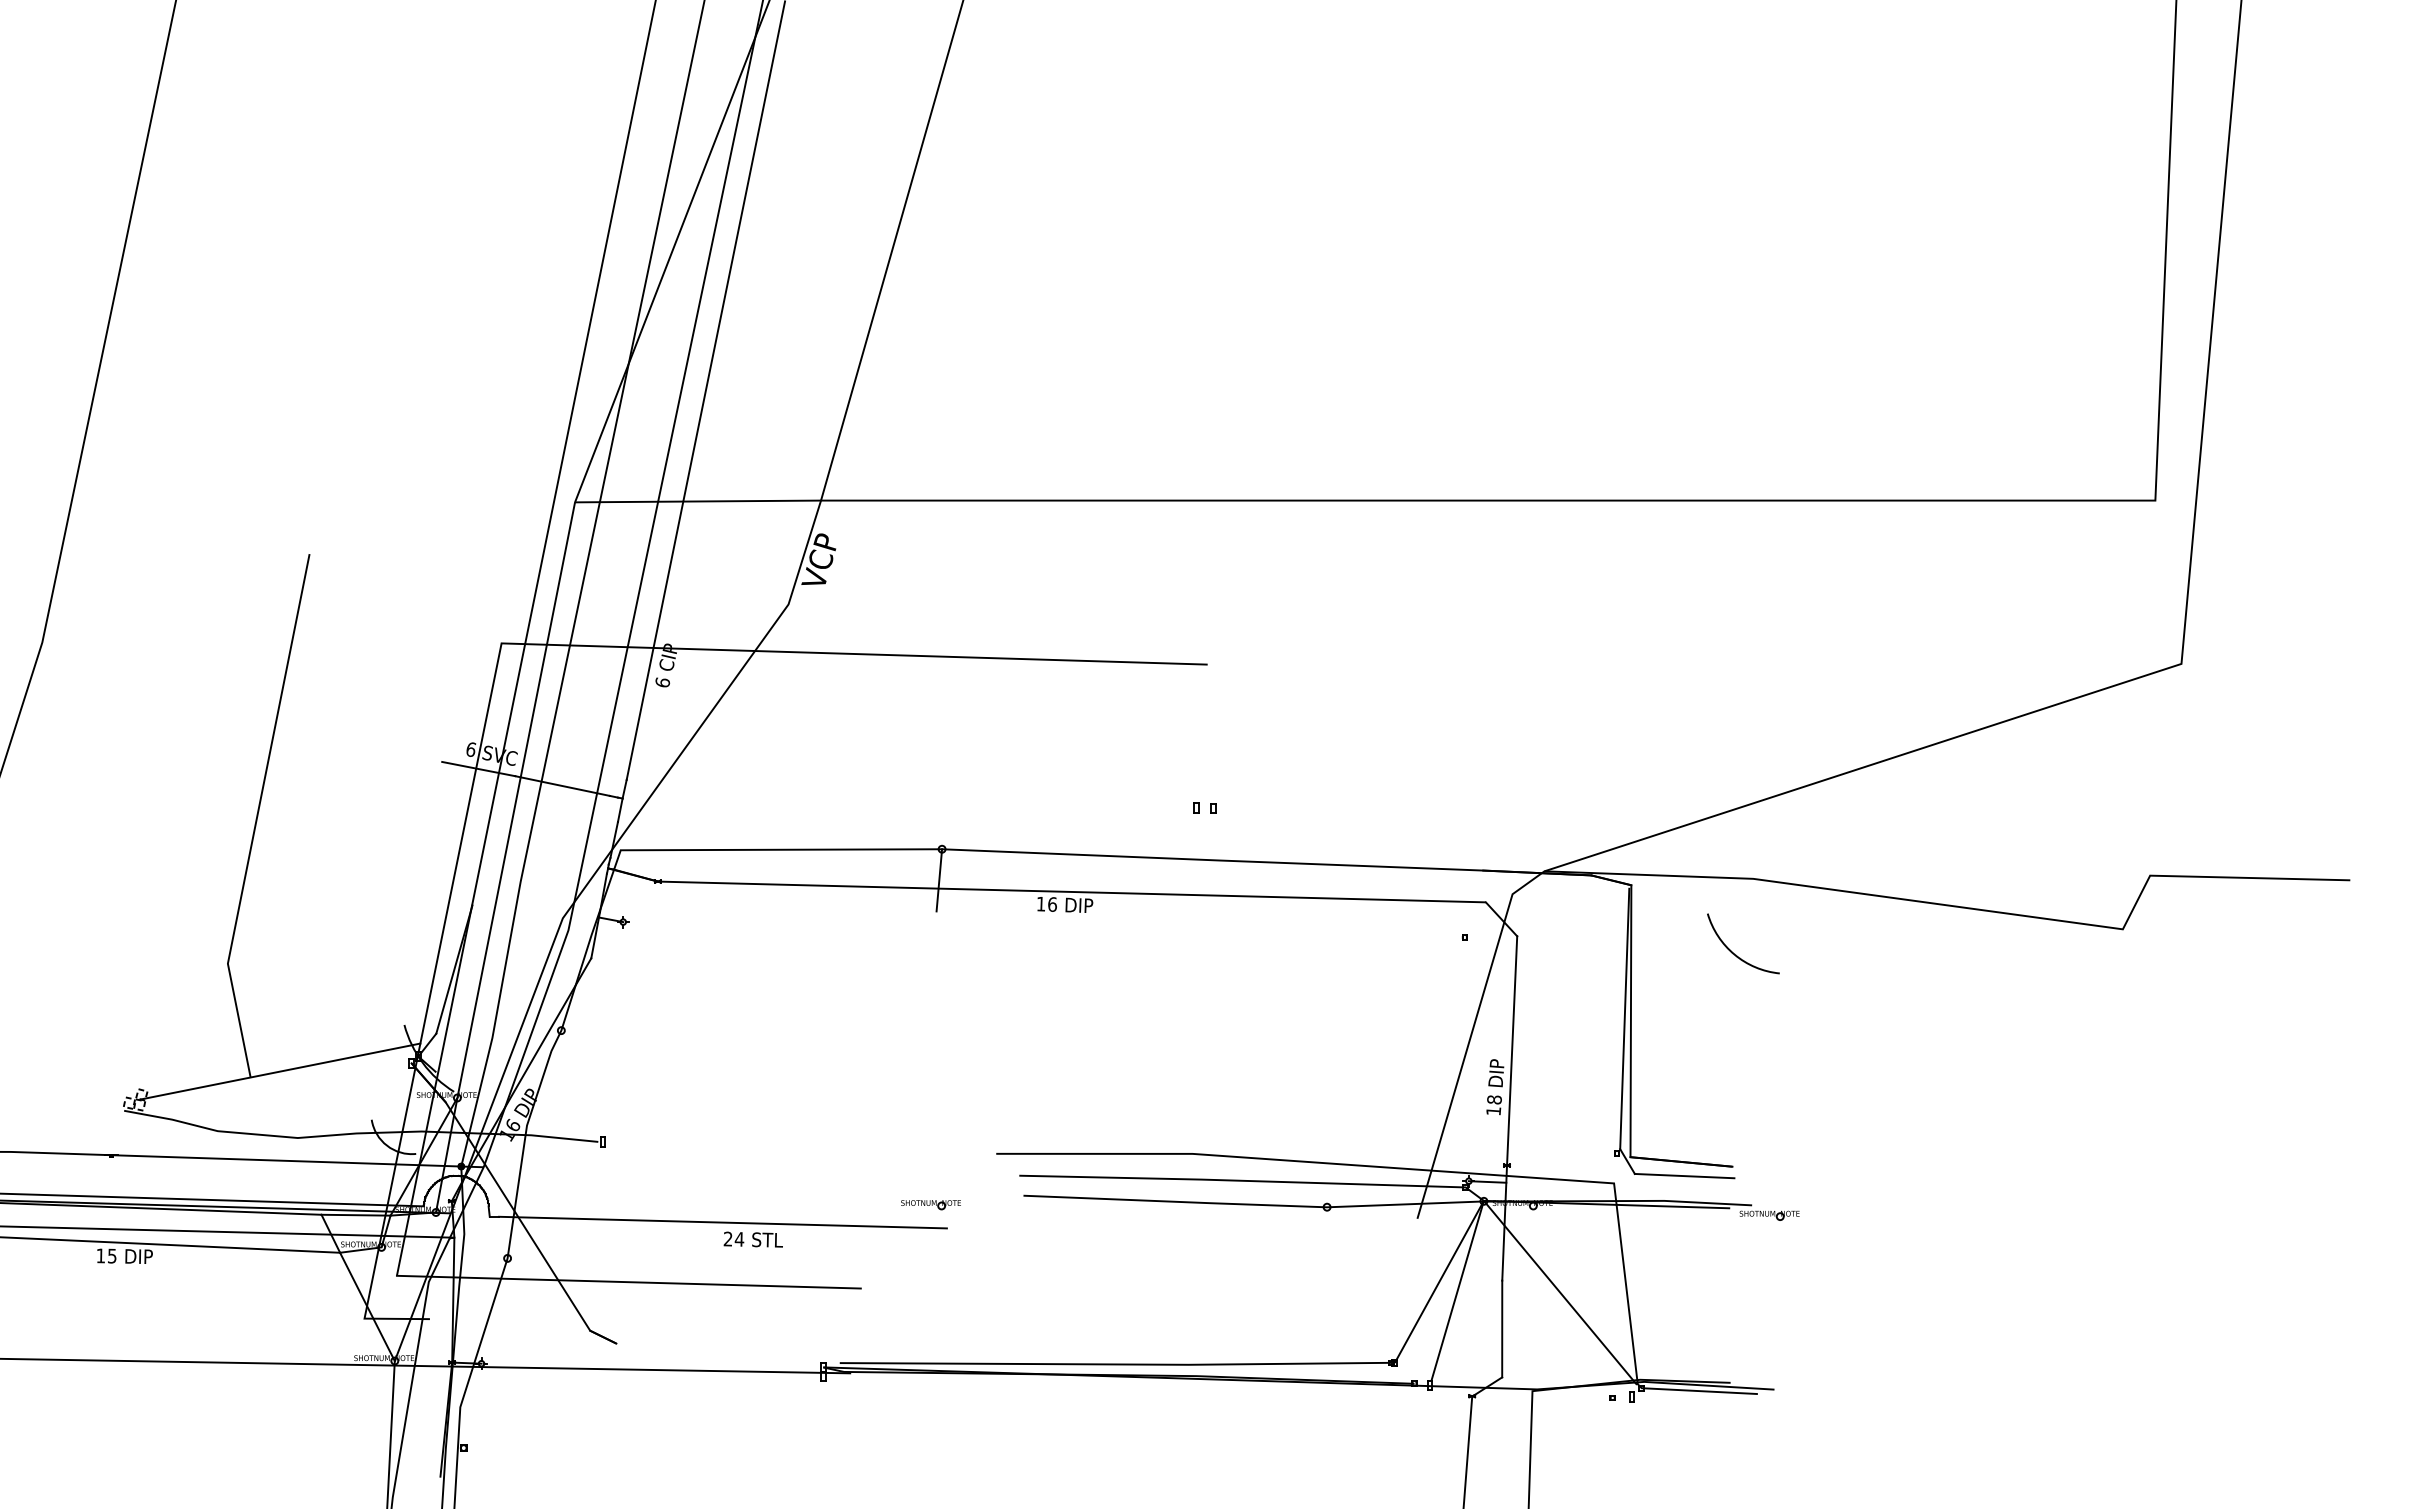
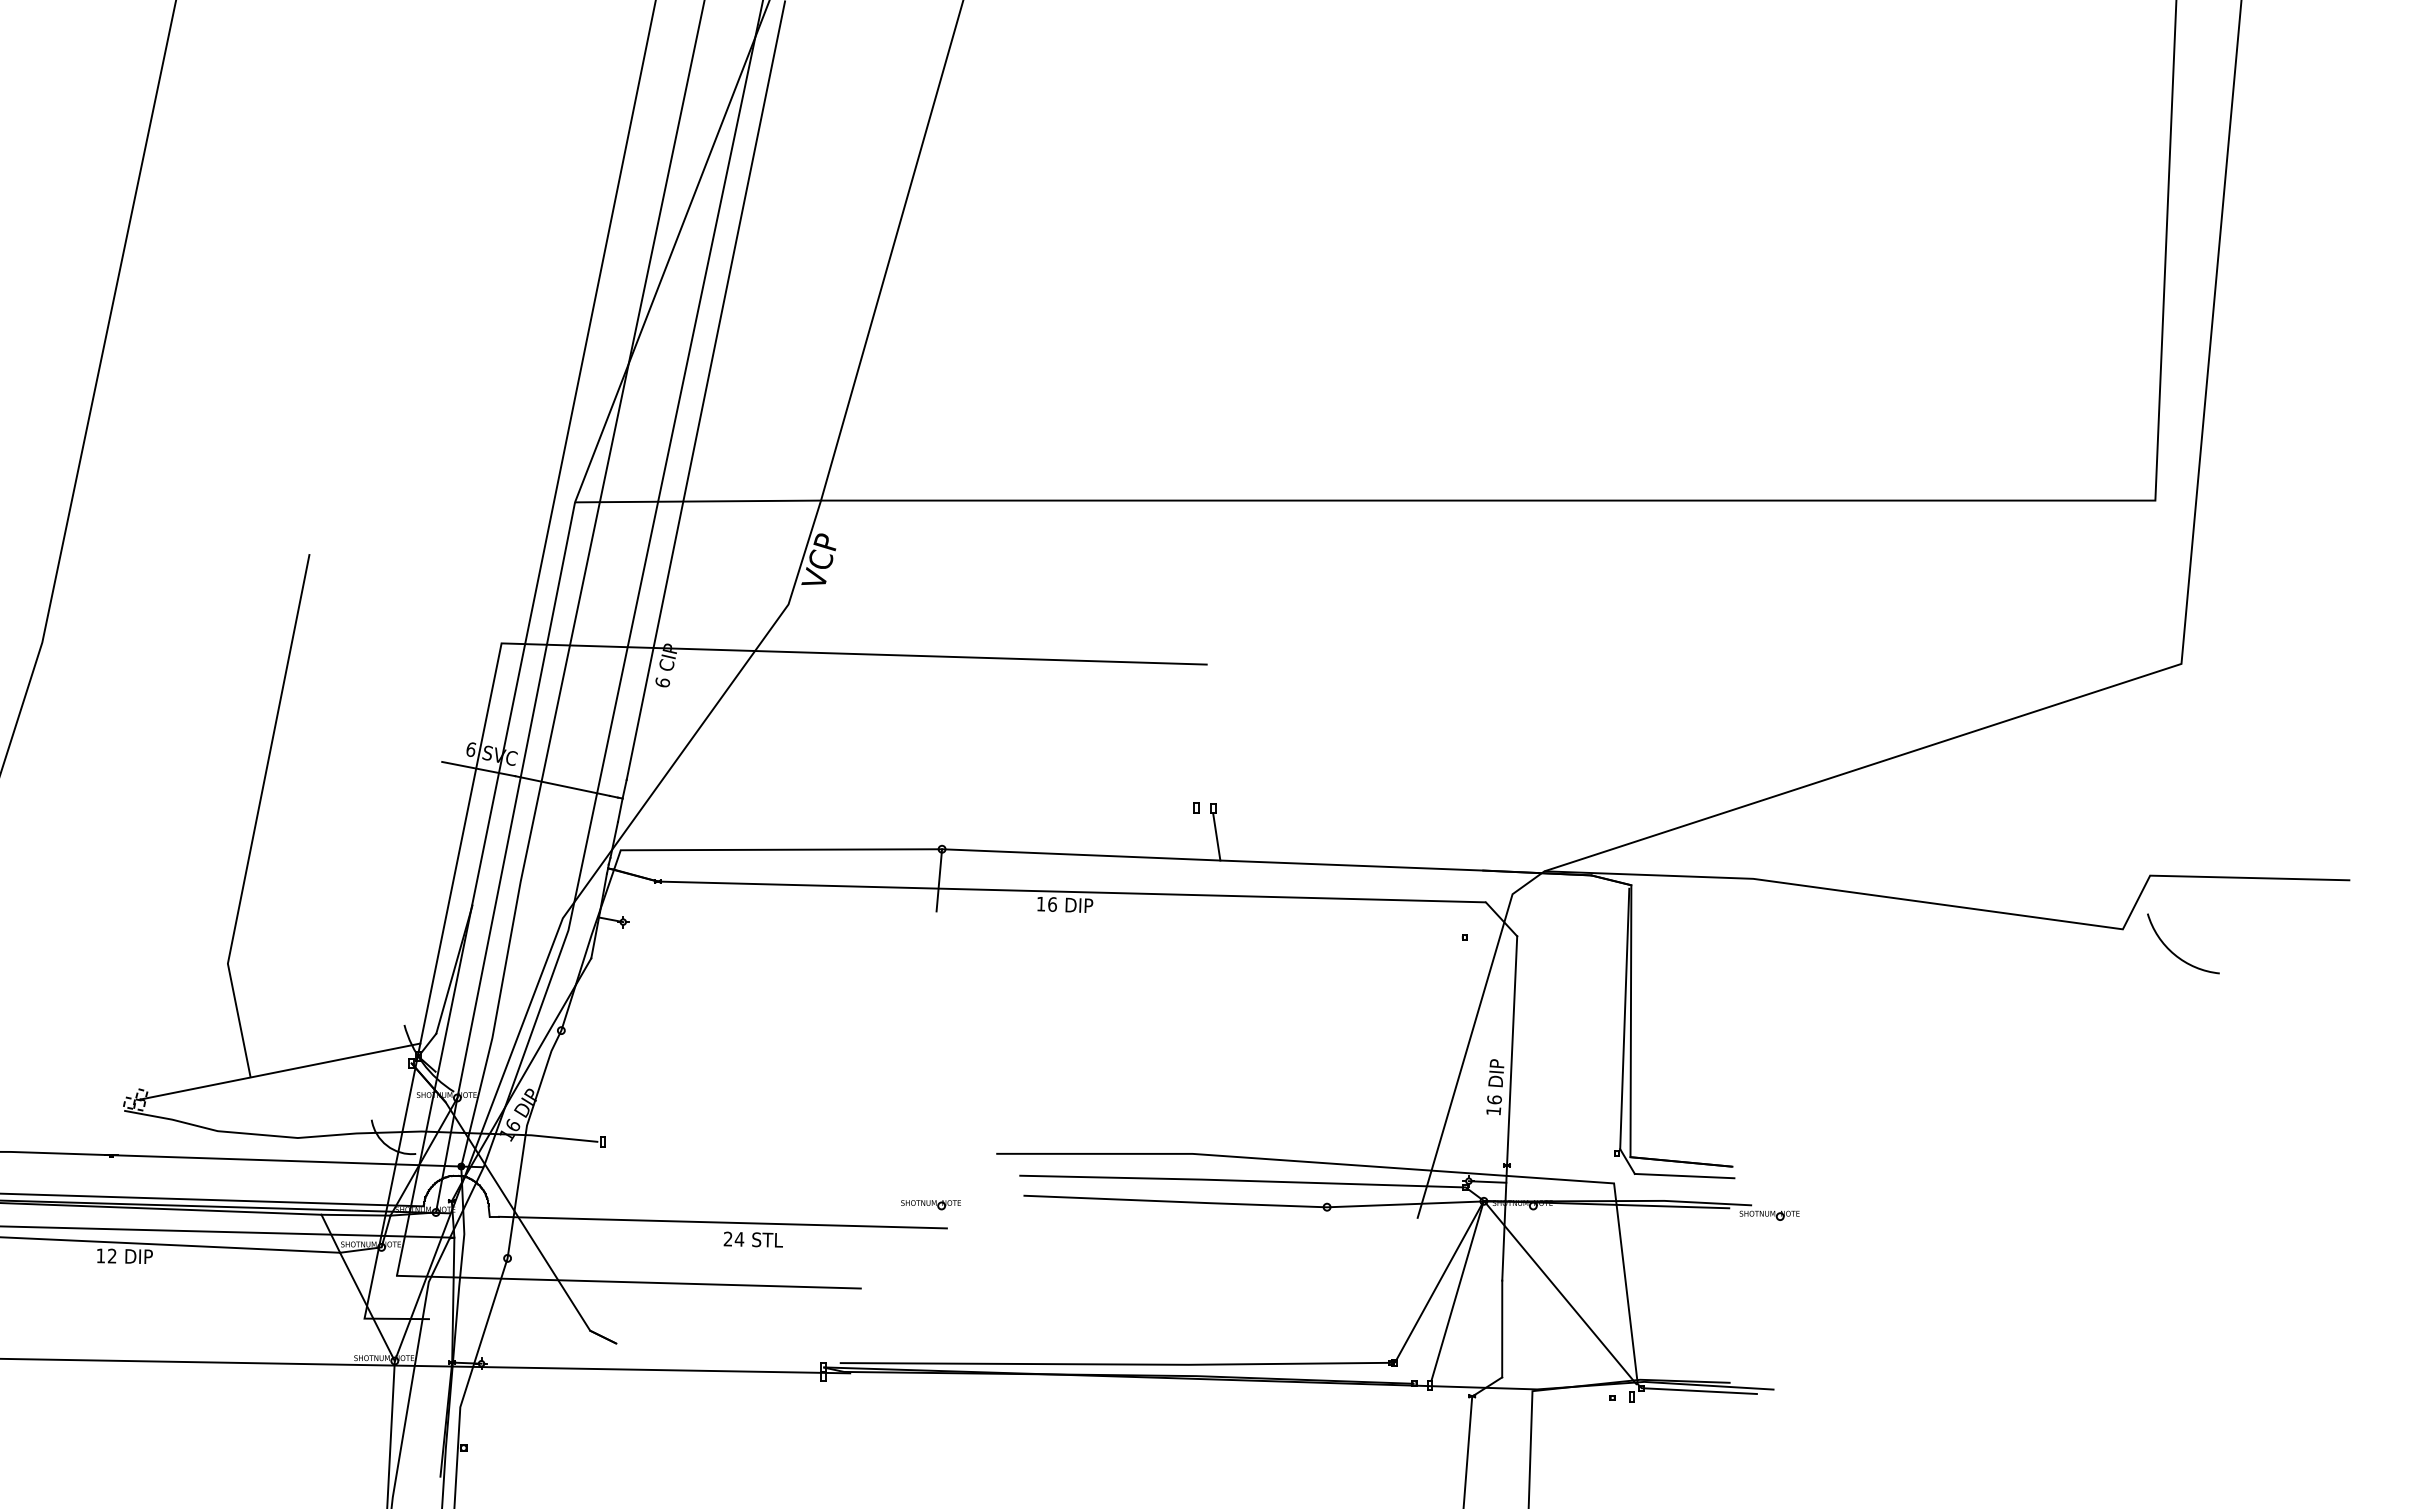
line: none -> present (1216, 836)
arc position: (1736, 954) -> (2176, 954) (2176, 954)
text: 18 -> 16 (1494, 1099)
text: 15 -> 12 (112, 1255)
